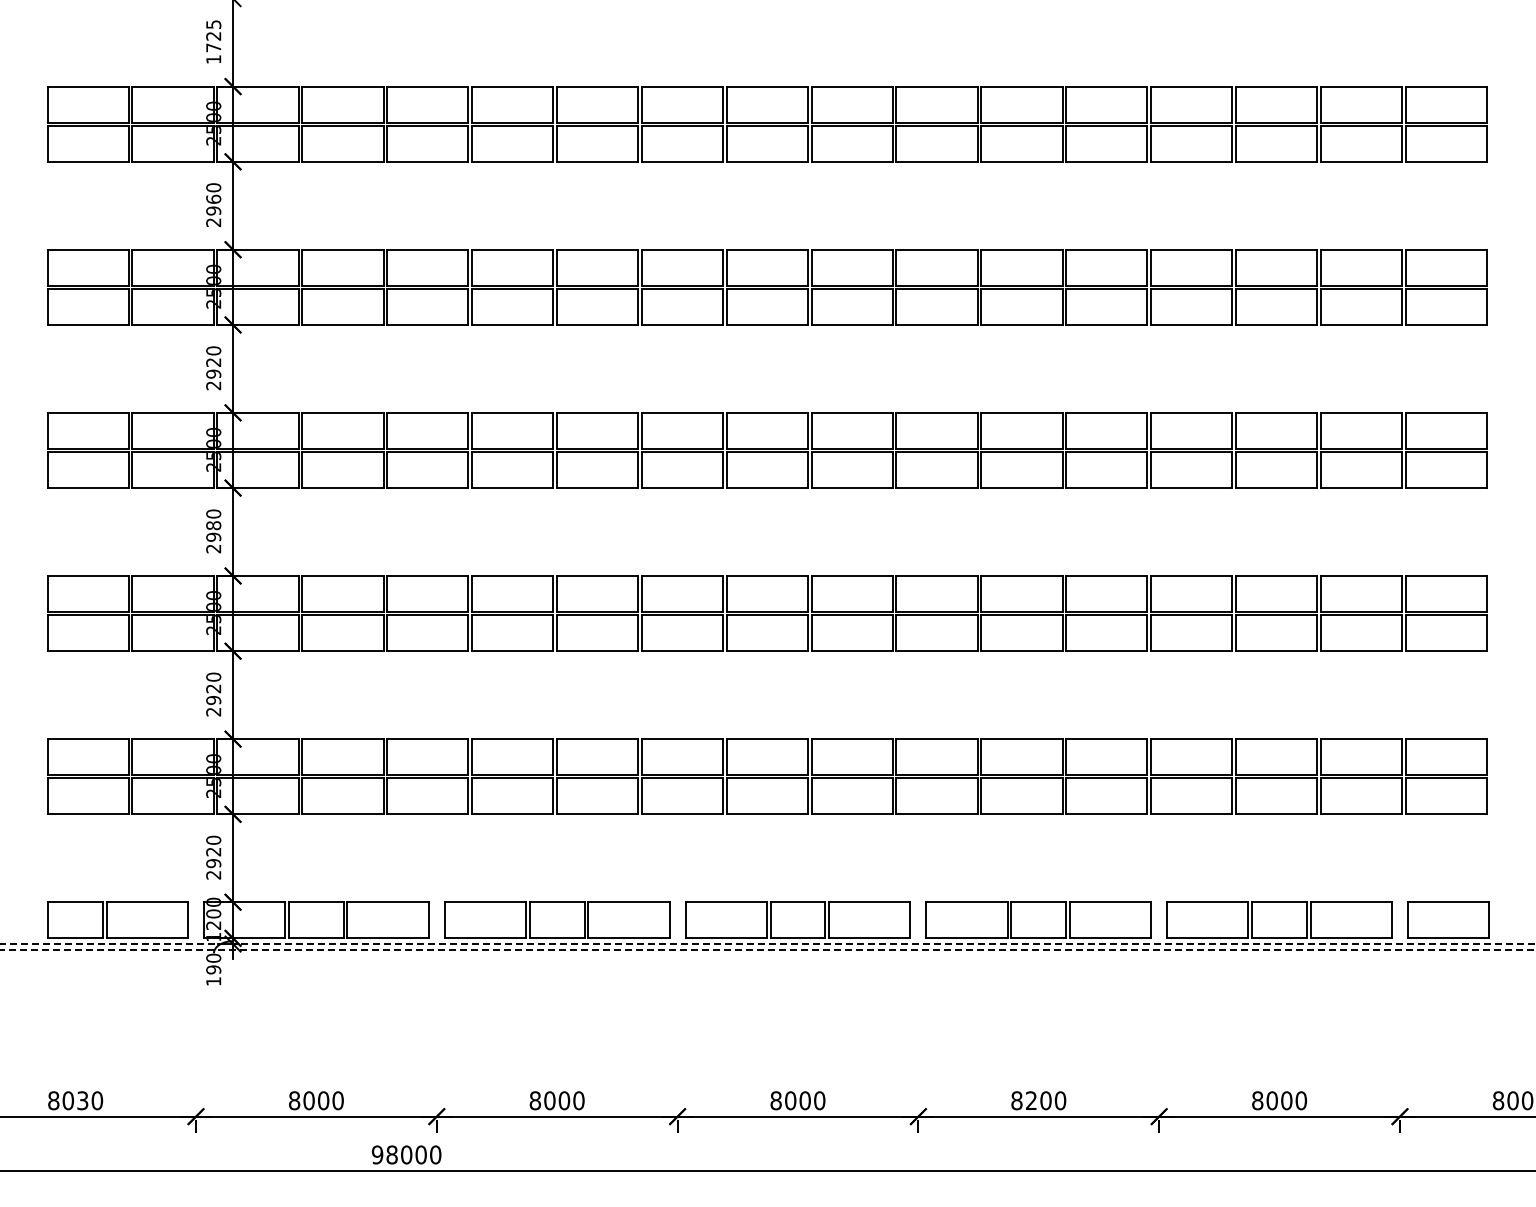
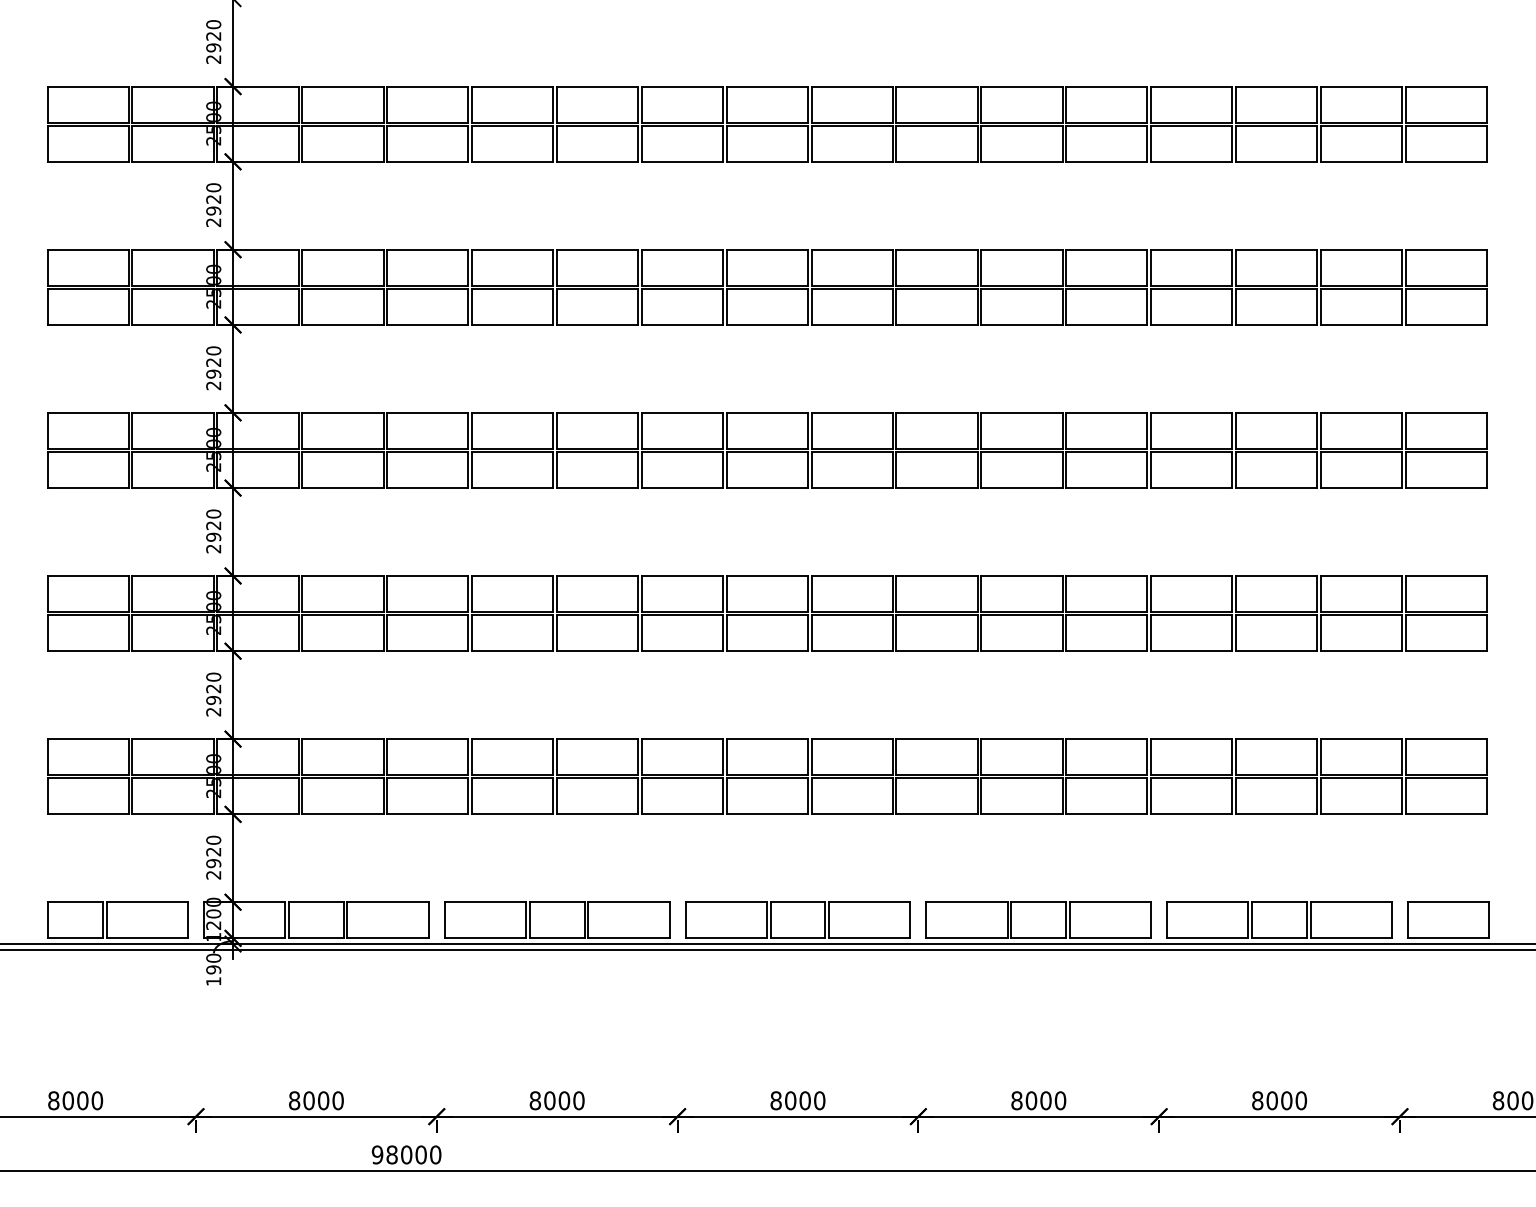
text: 1725 -> 2920 (213, 41)
text: 2960 -> 2920 (213, 198)
text: 2980 -> 2920 (213, 525)
line: dashed -> solid (767, 944)
line: dashed -> solid (768, 950)
text: 8030 -> 8000 (82, 1100)
text: 8200 -> 8000 (1031, 1100)
